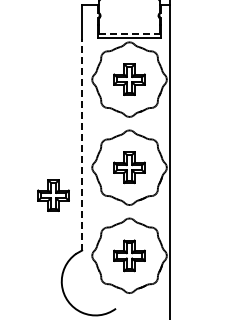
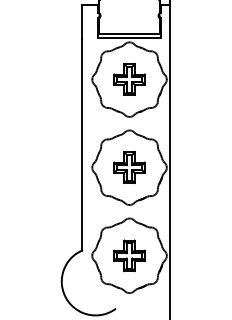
line: dashed -> solid (129, 33)
line: dashed -> solid (82, 144)
part: present -> none (53, 195)
